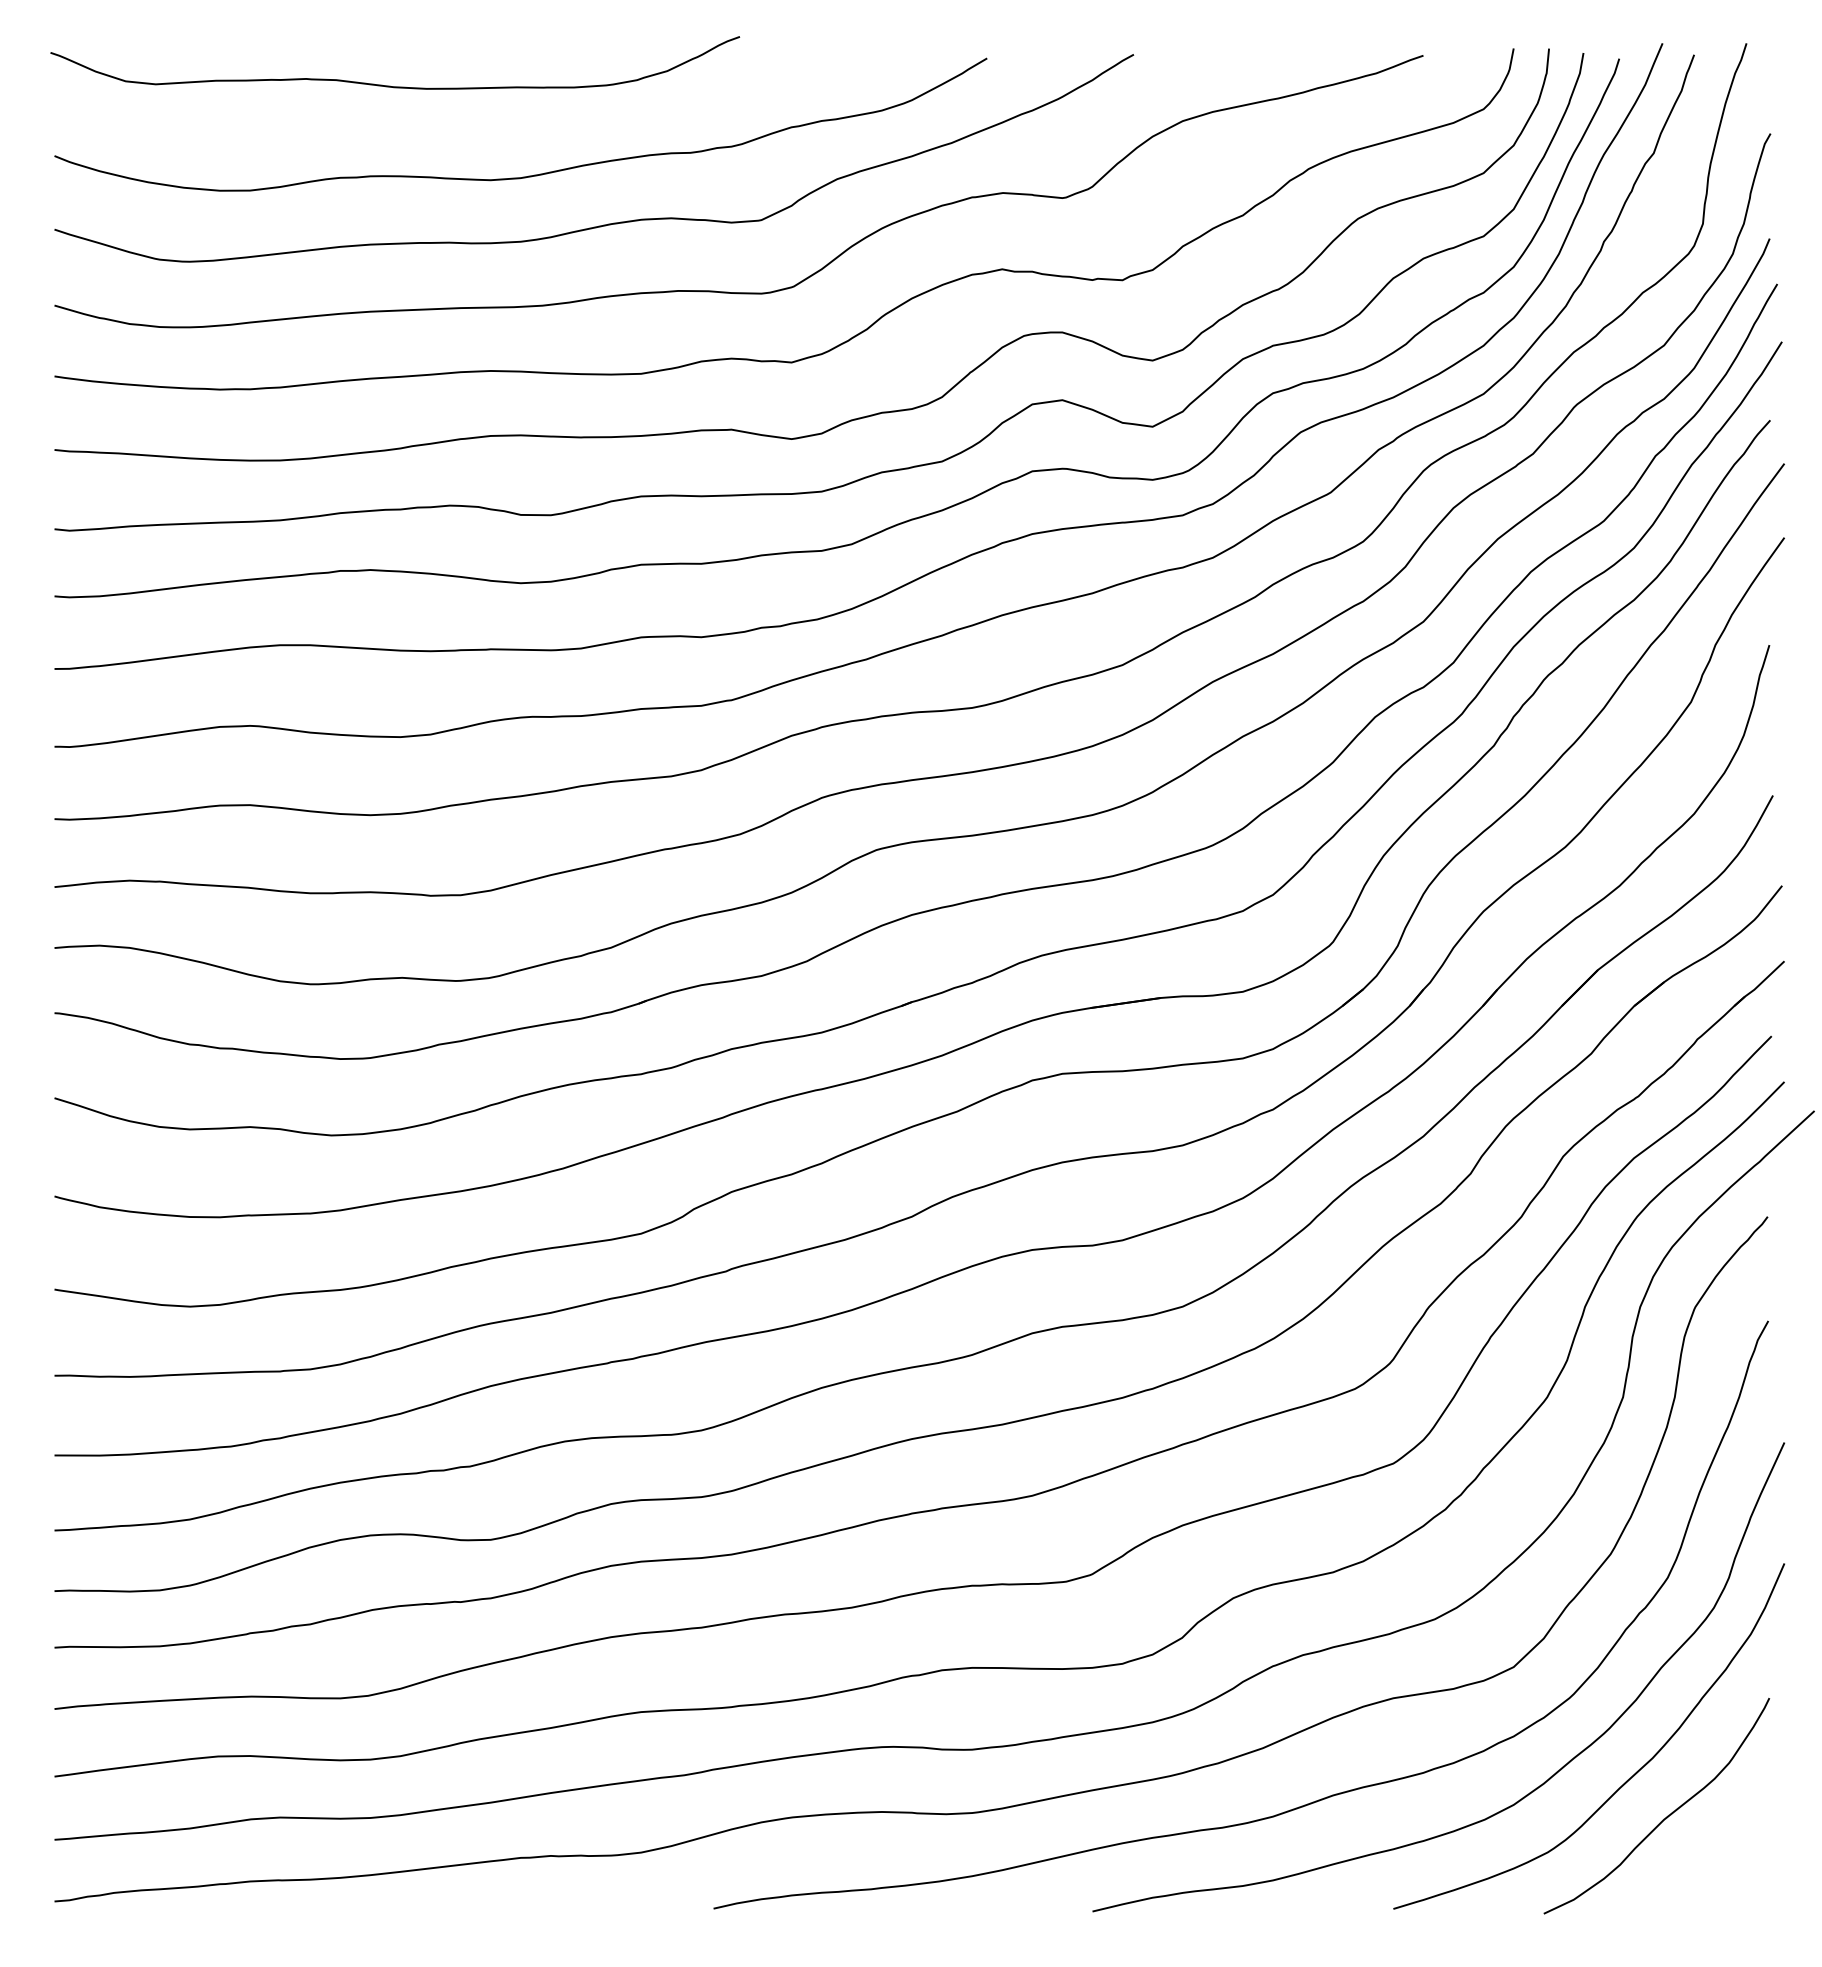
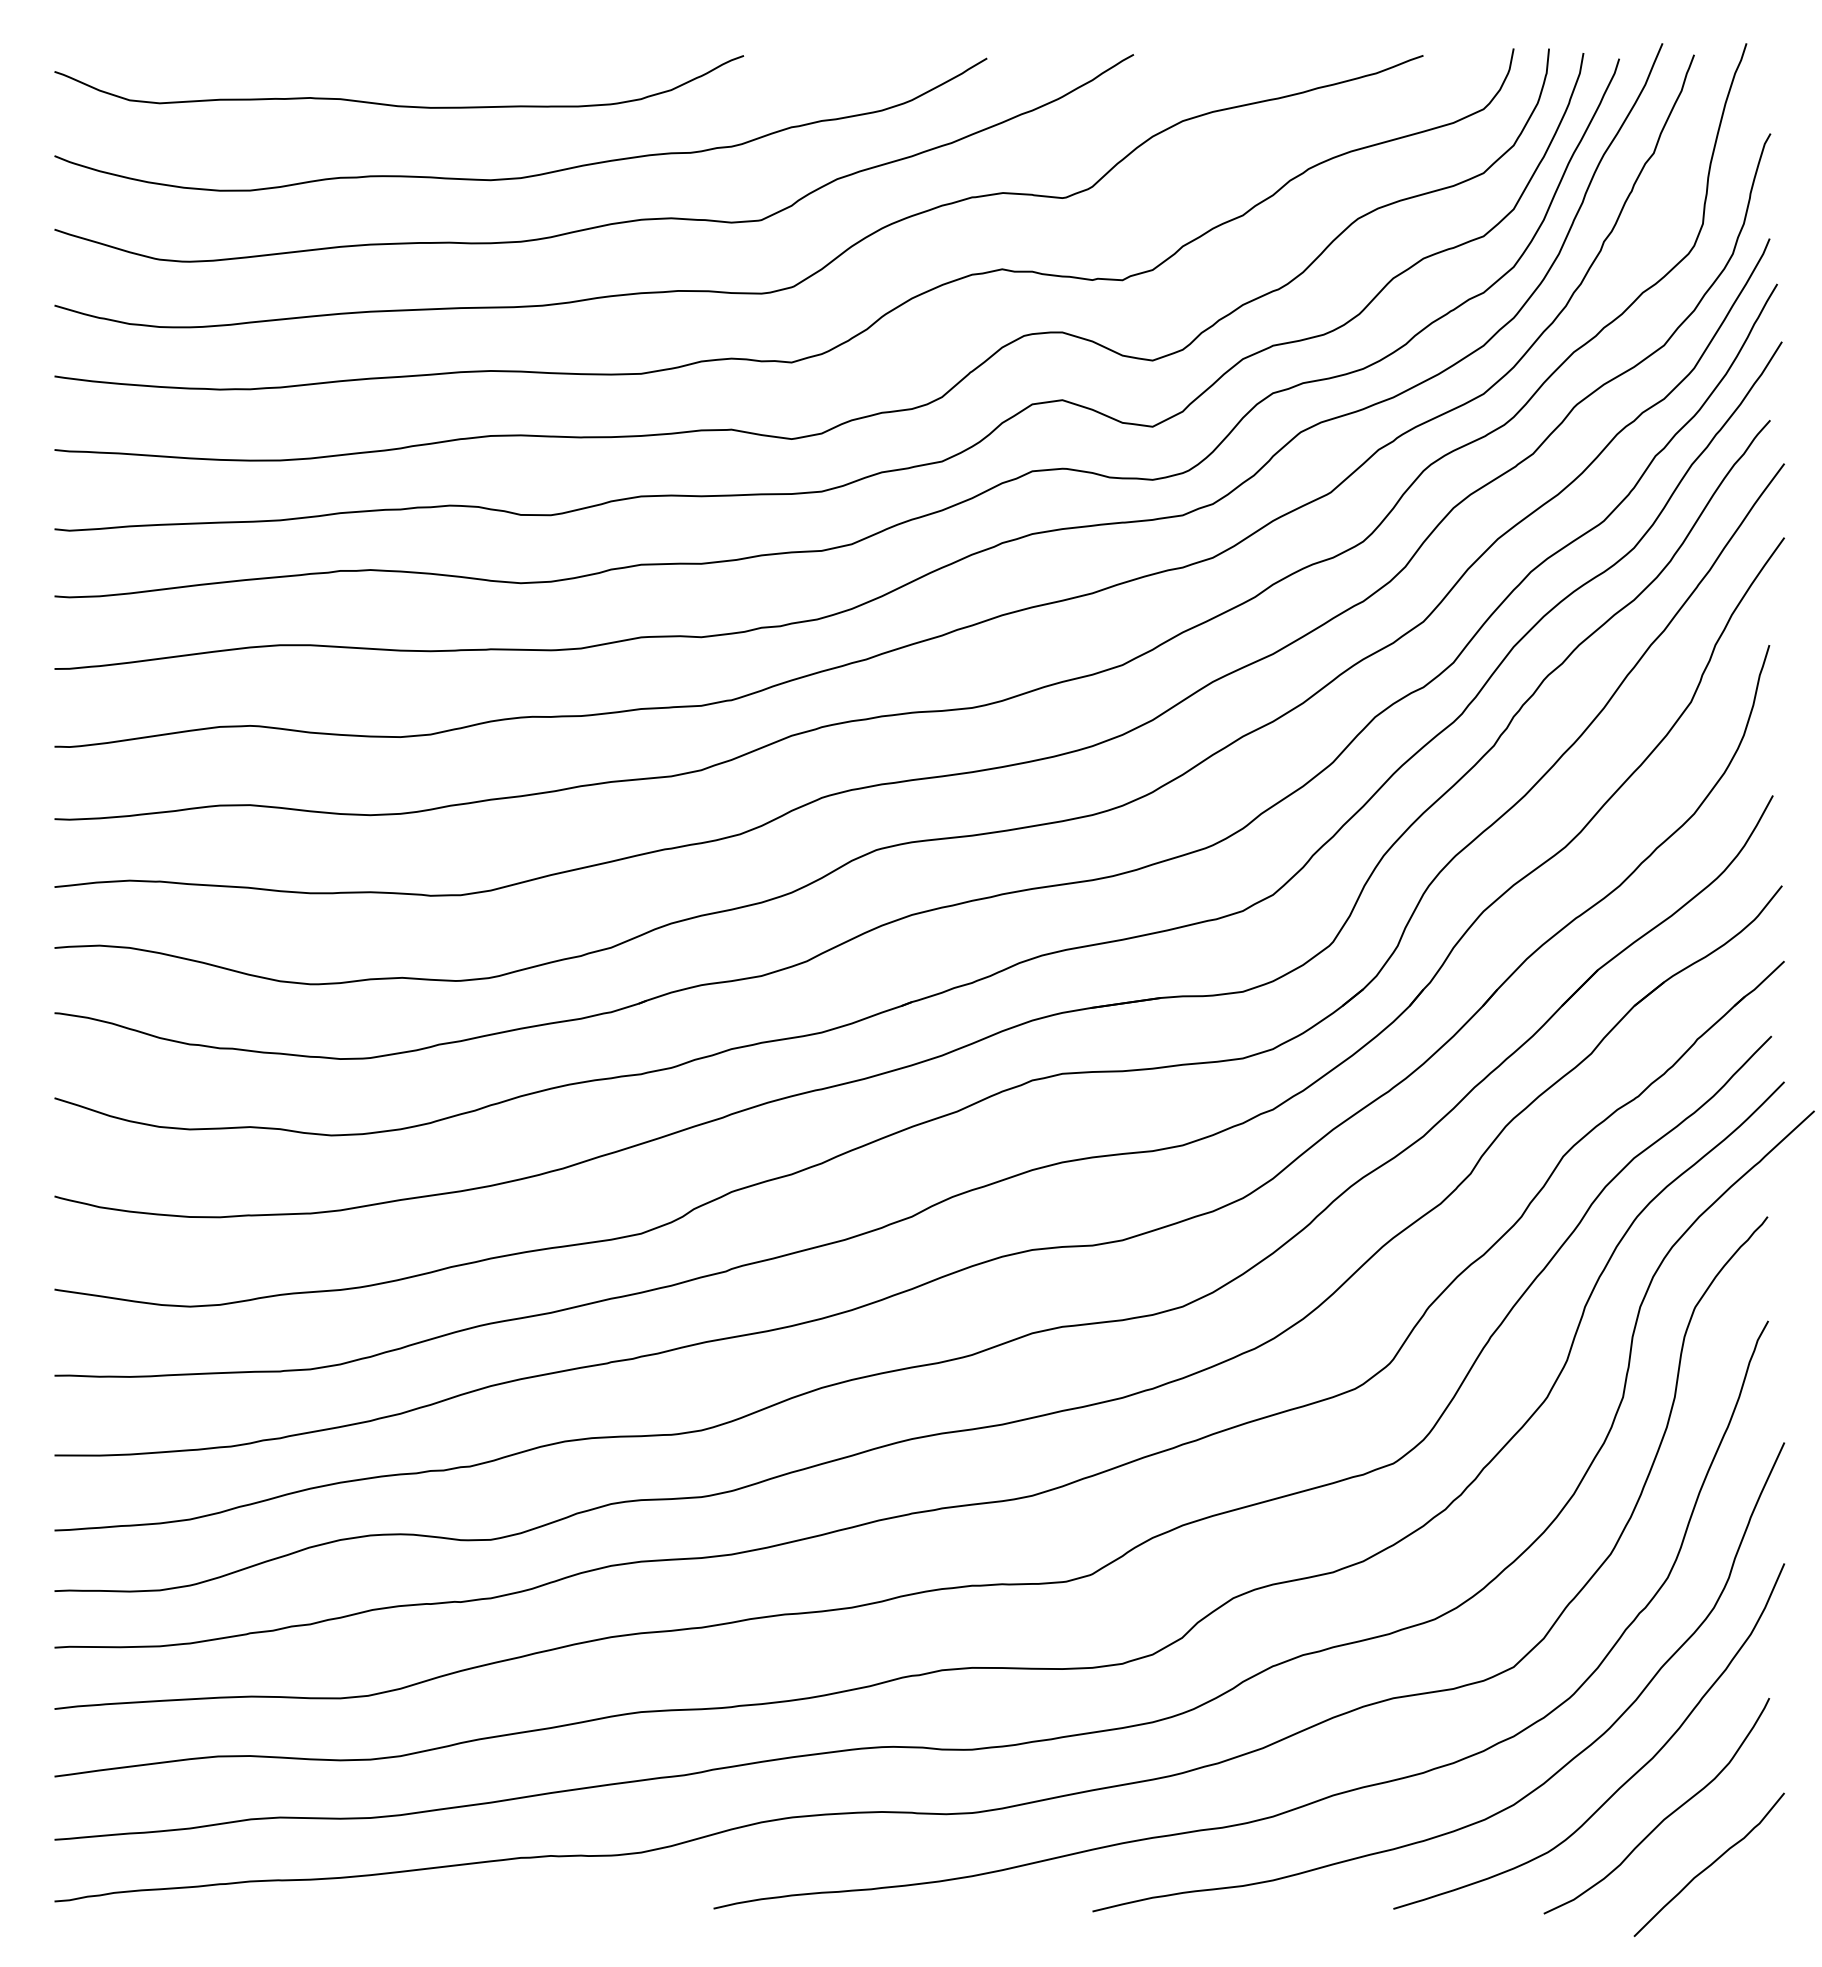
curve position: (390, 85) -> (394, 104) (394, 104)
curve: none -> present (1709, 1864)
